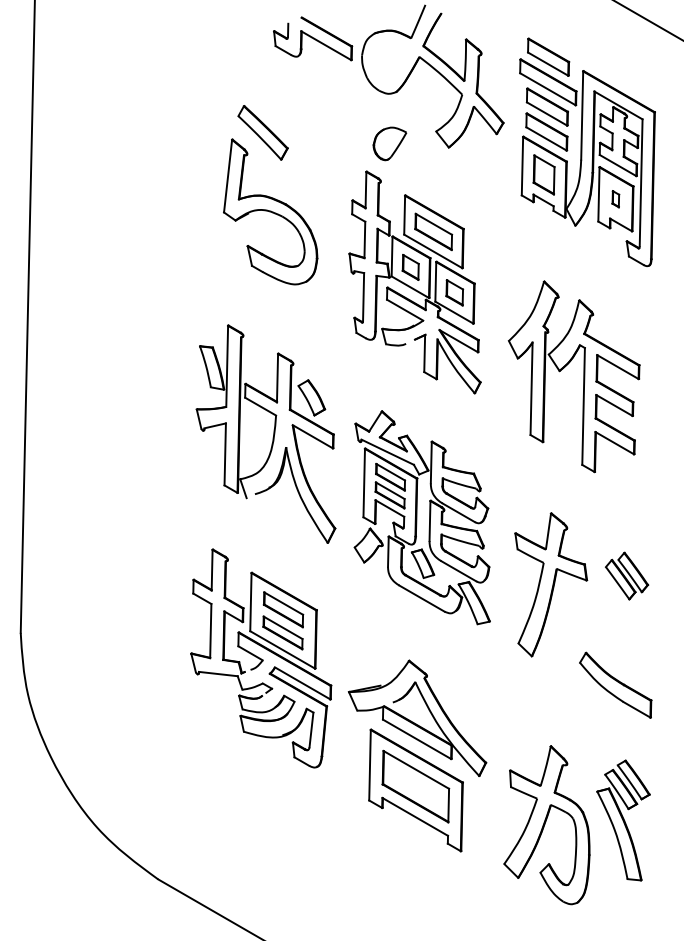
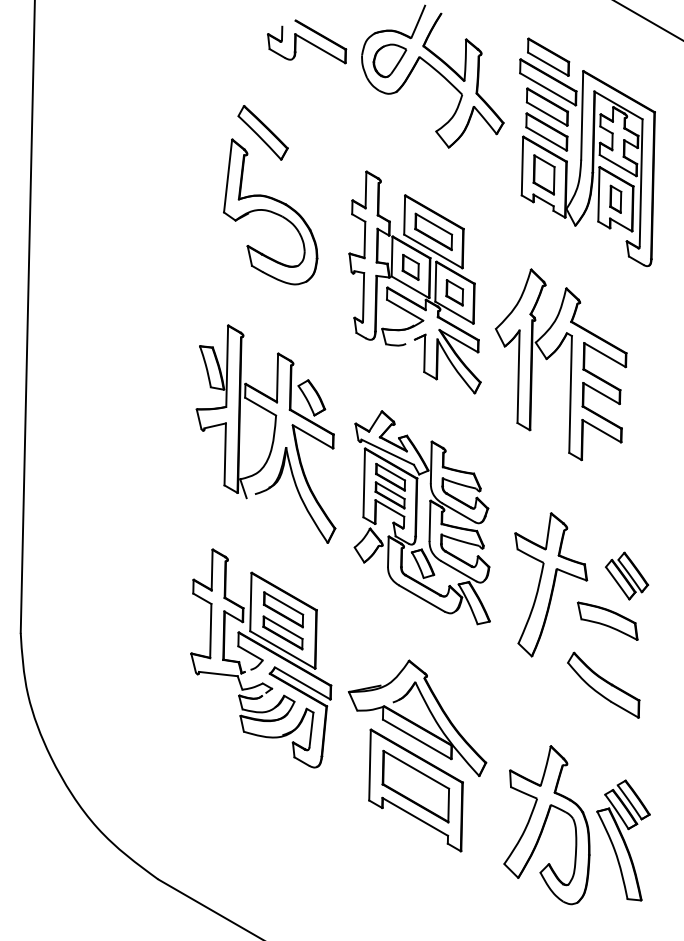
part position: (313, 38) -> (307, 41) (307, 41)
part position: (389, 143) -> (389, 60) (389, 60)
part size: 10x19 px -> 14x30 px (615, 198)
part position: (583, 376) -> (570, 364) (570, 364)
part: none -> present (607, 620)
part position: (615, 684) -> (603, 684) (603, 684)
part position: (623, 820) -> (623, 840) (623, 840)
